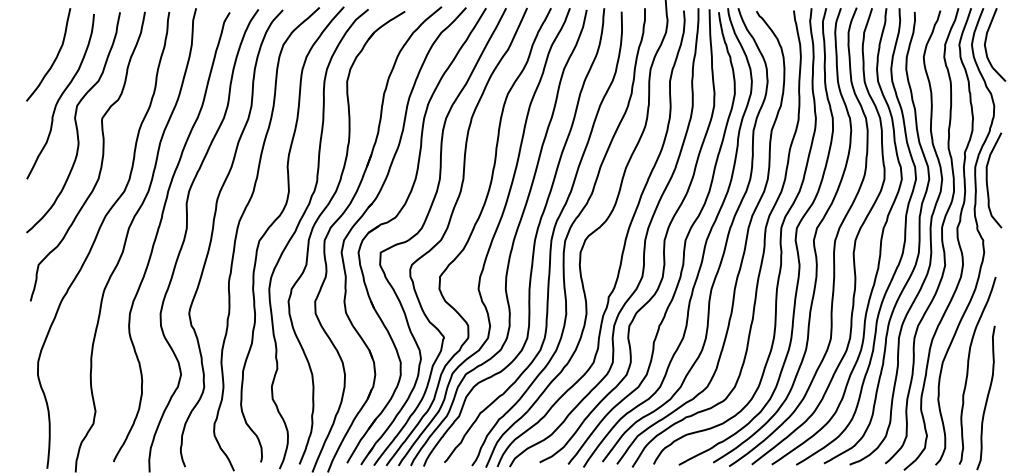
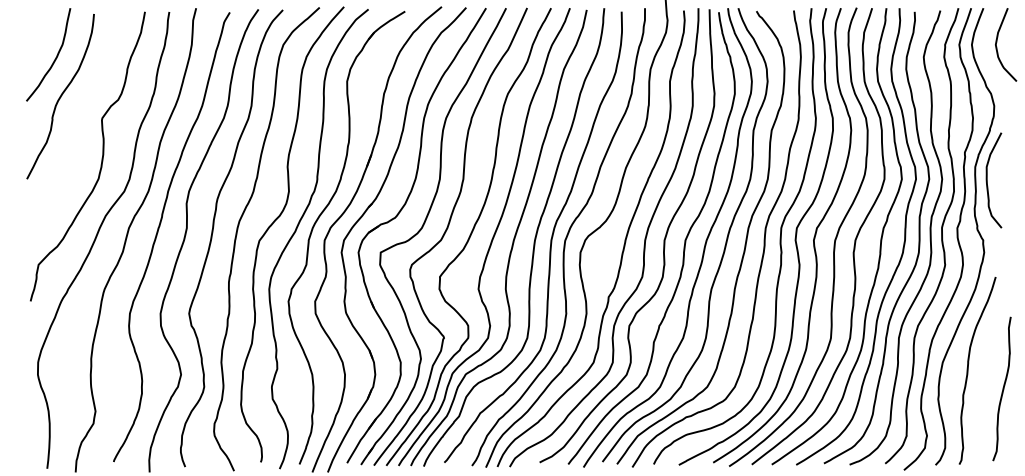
curve position: (986, 42) -> (997, 42) (997, 42)
curve: present -> none (74, 122)
curve position: (986, 397) -> (1002, 388) (1002, 388)
